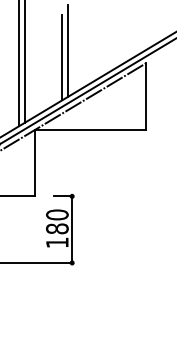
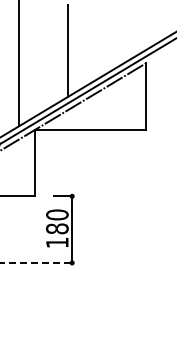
line: present -> none (62, 57)
line: present -> none (25, 62)
line: solid -> dashed (36, 262)
